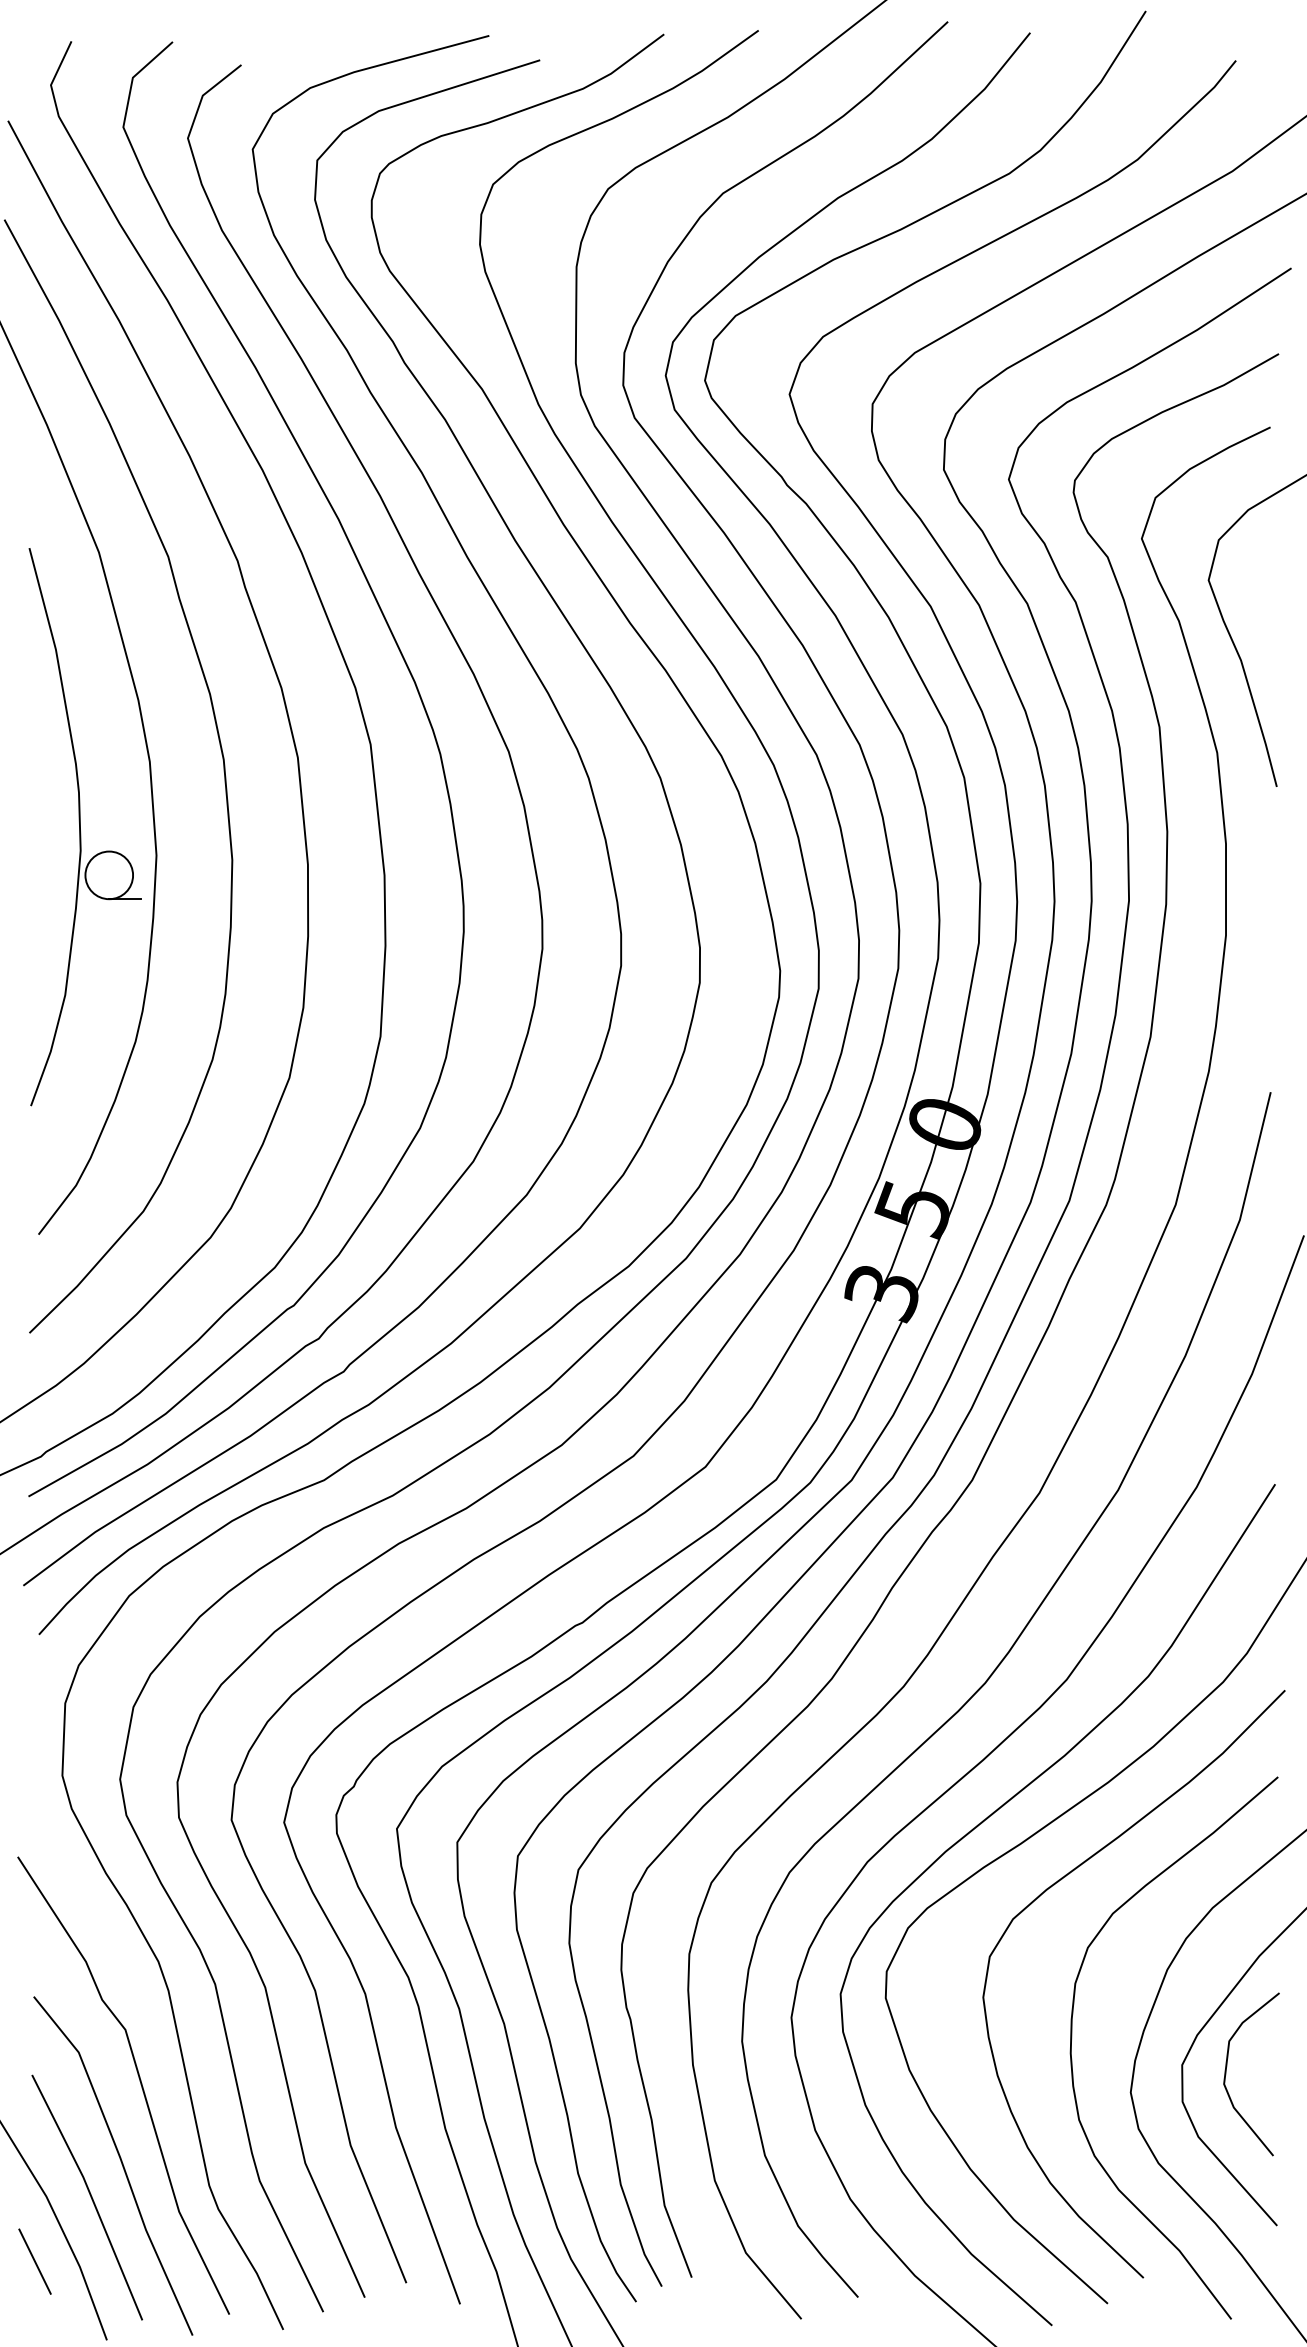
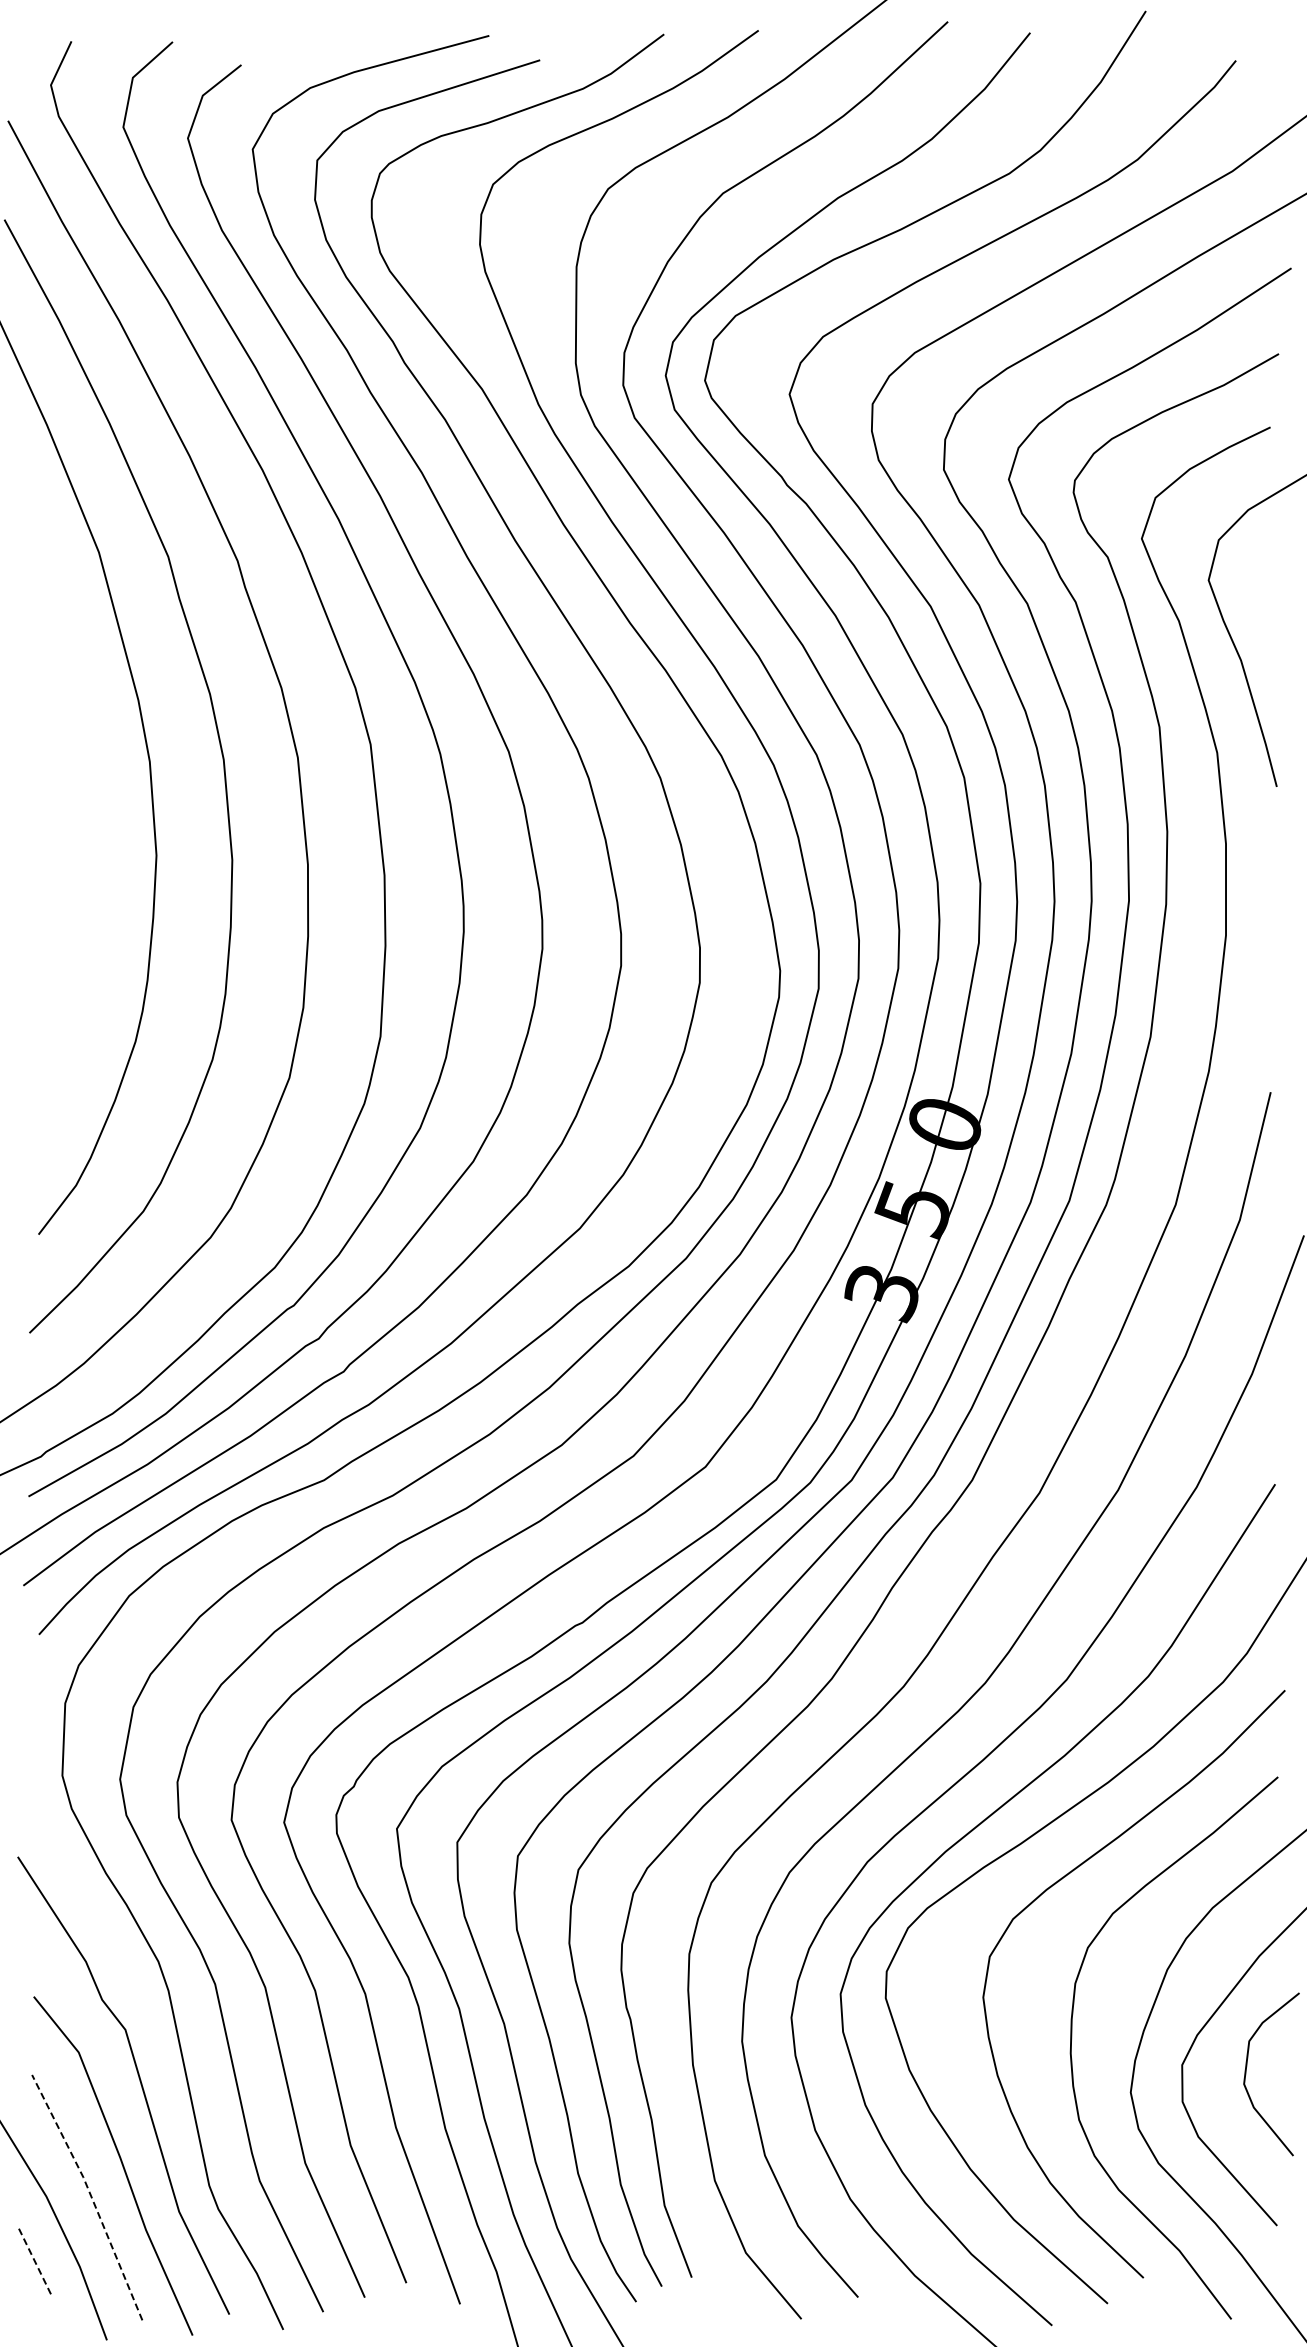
part: present -> none (84, 827)
curve position: (1226, 2074) -> (1246, 2074) (1246, 2074)
line: solid -> dashed (90, 2194)
line: solid -> dashed (35, 2261)
